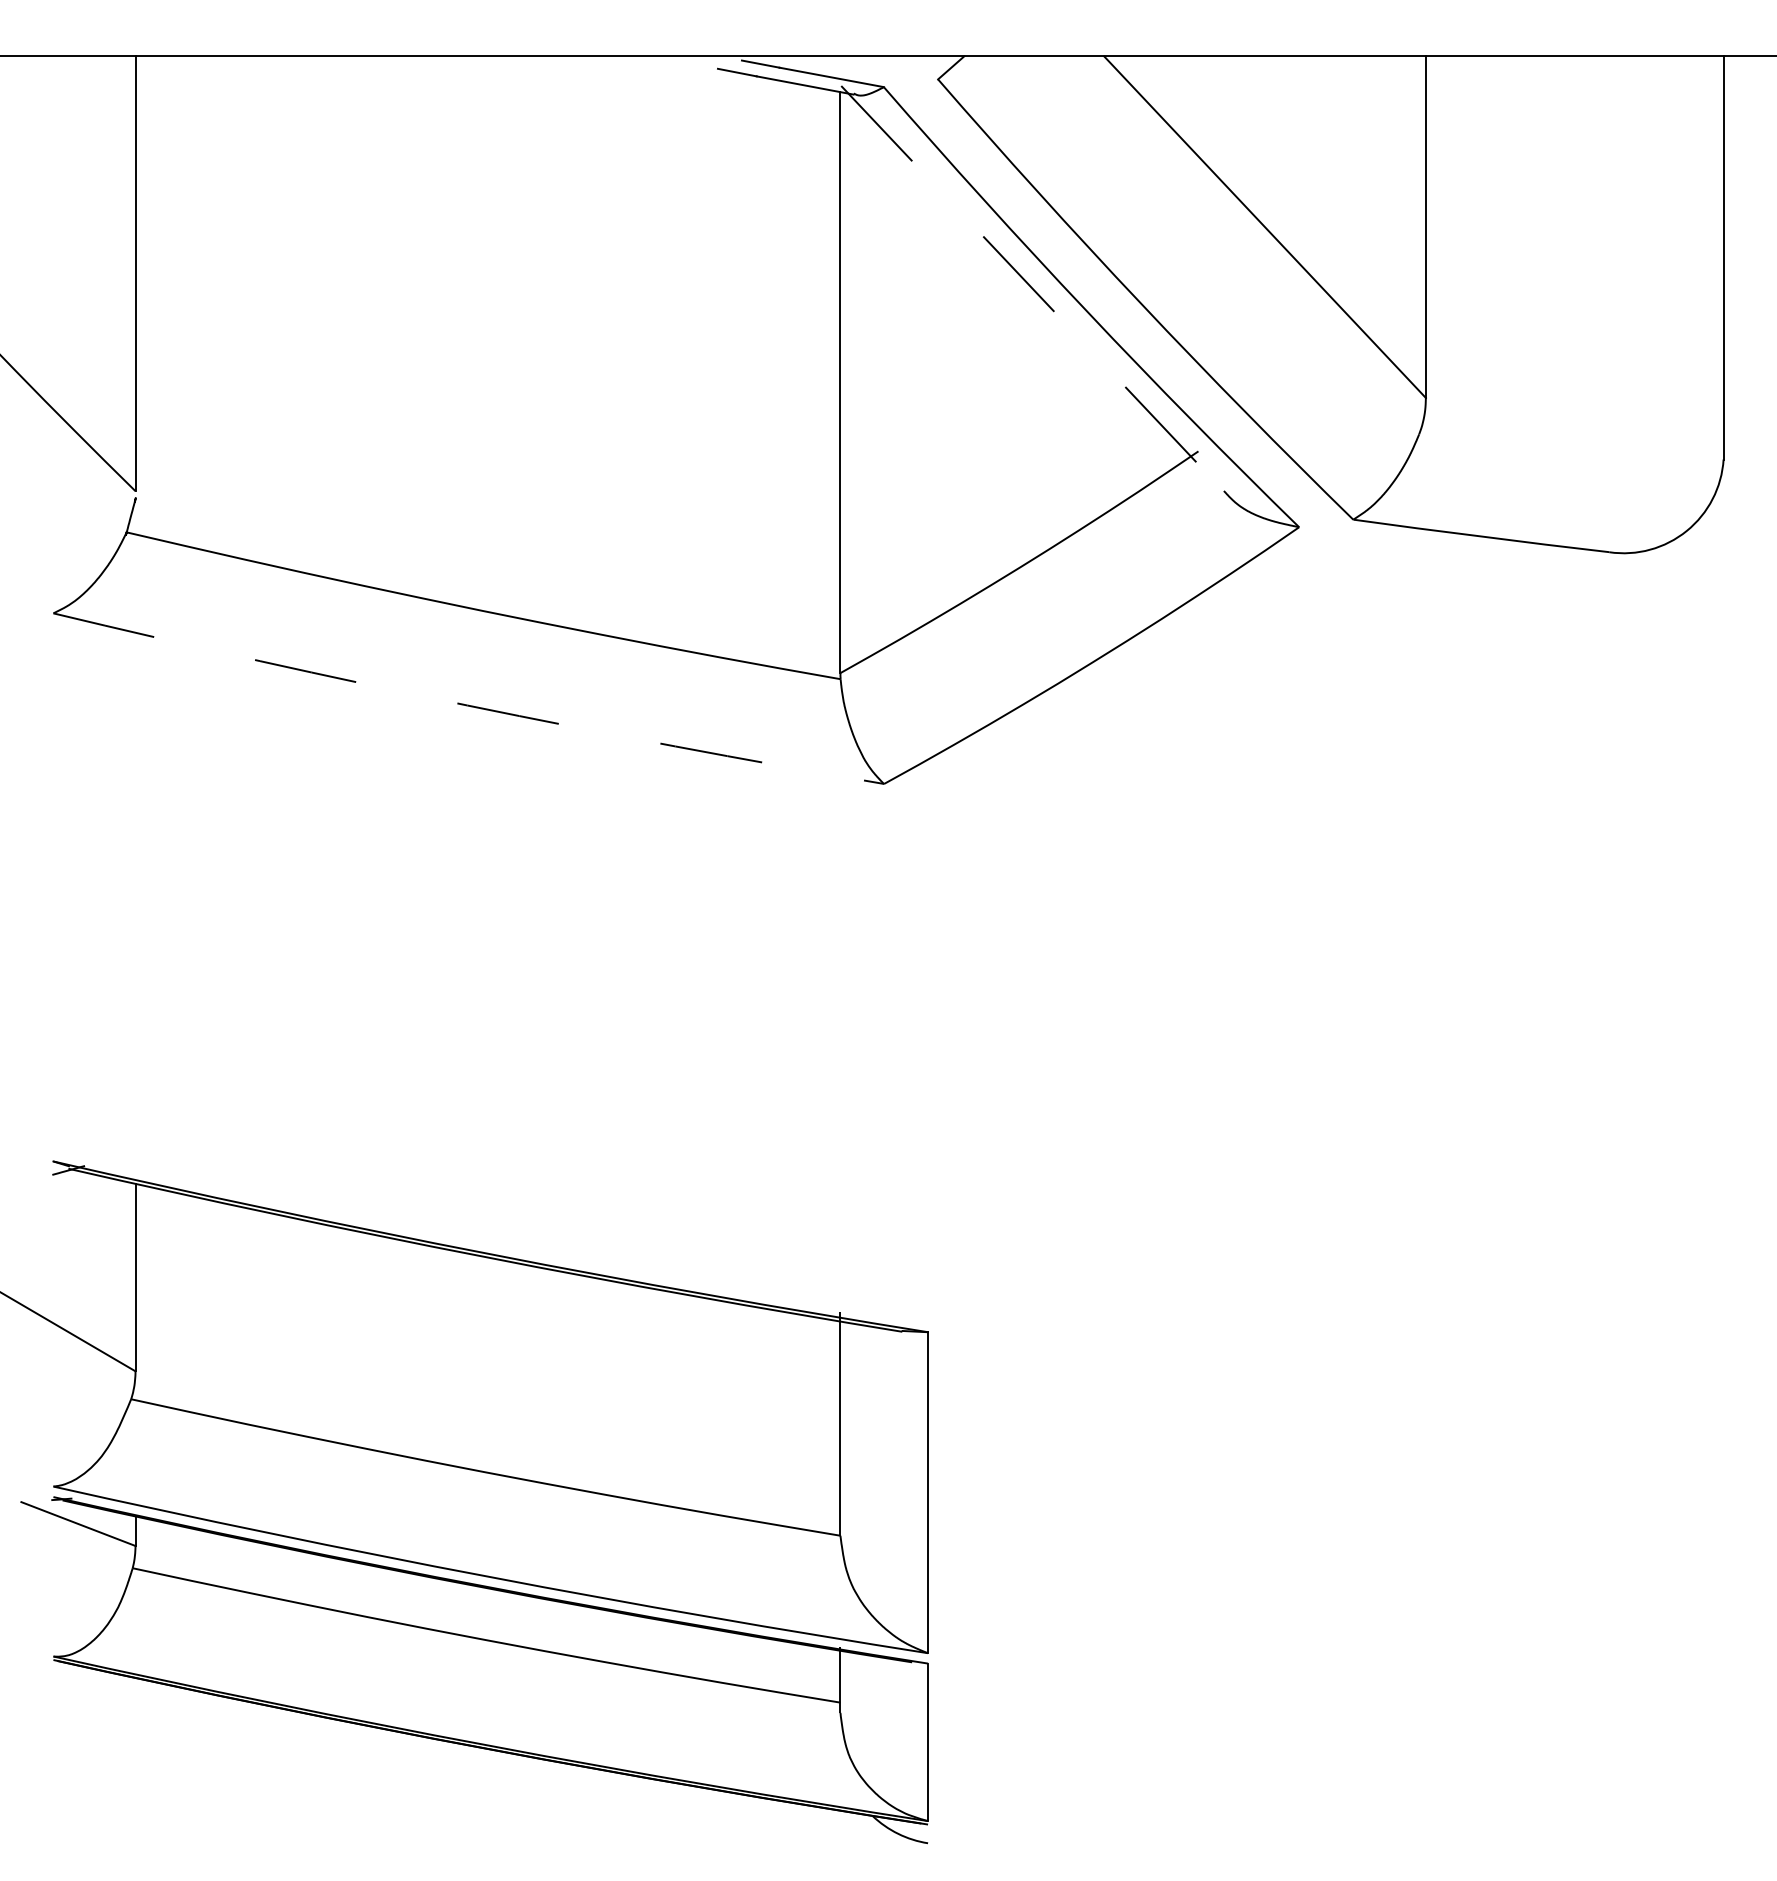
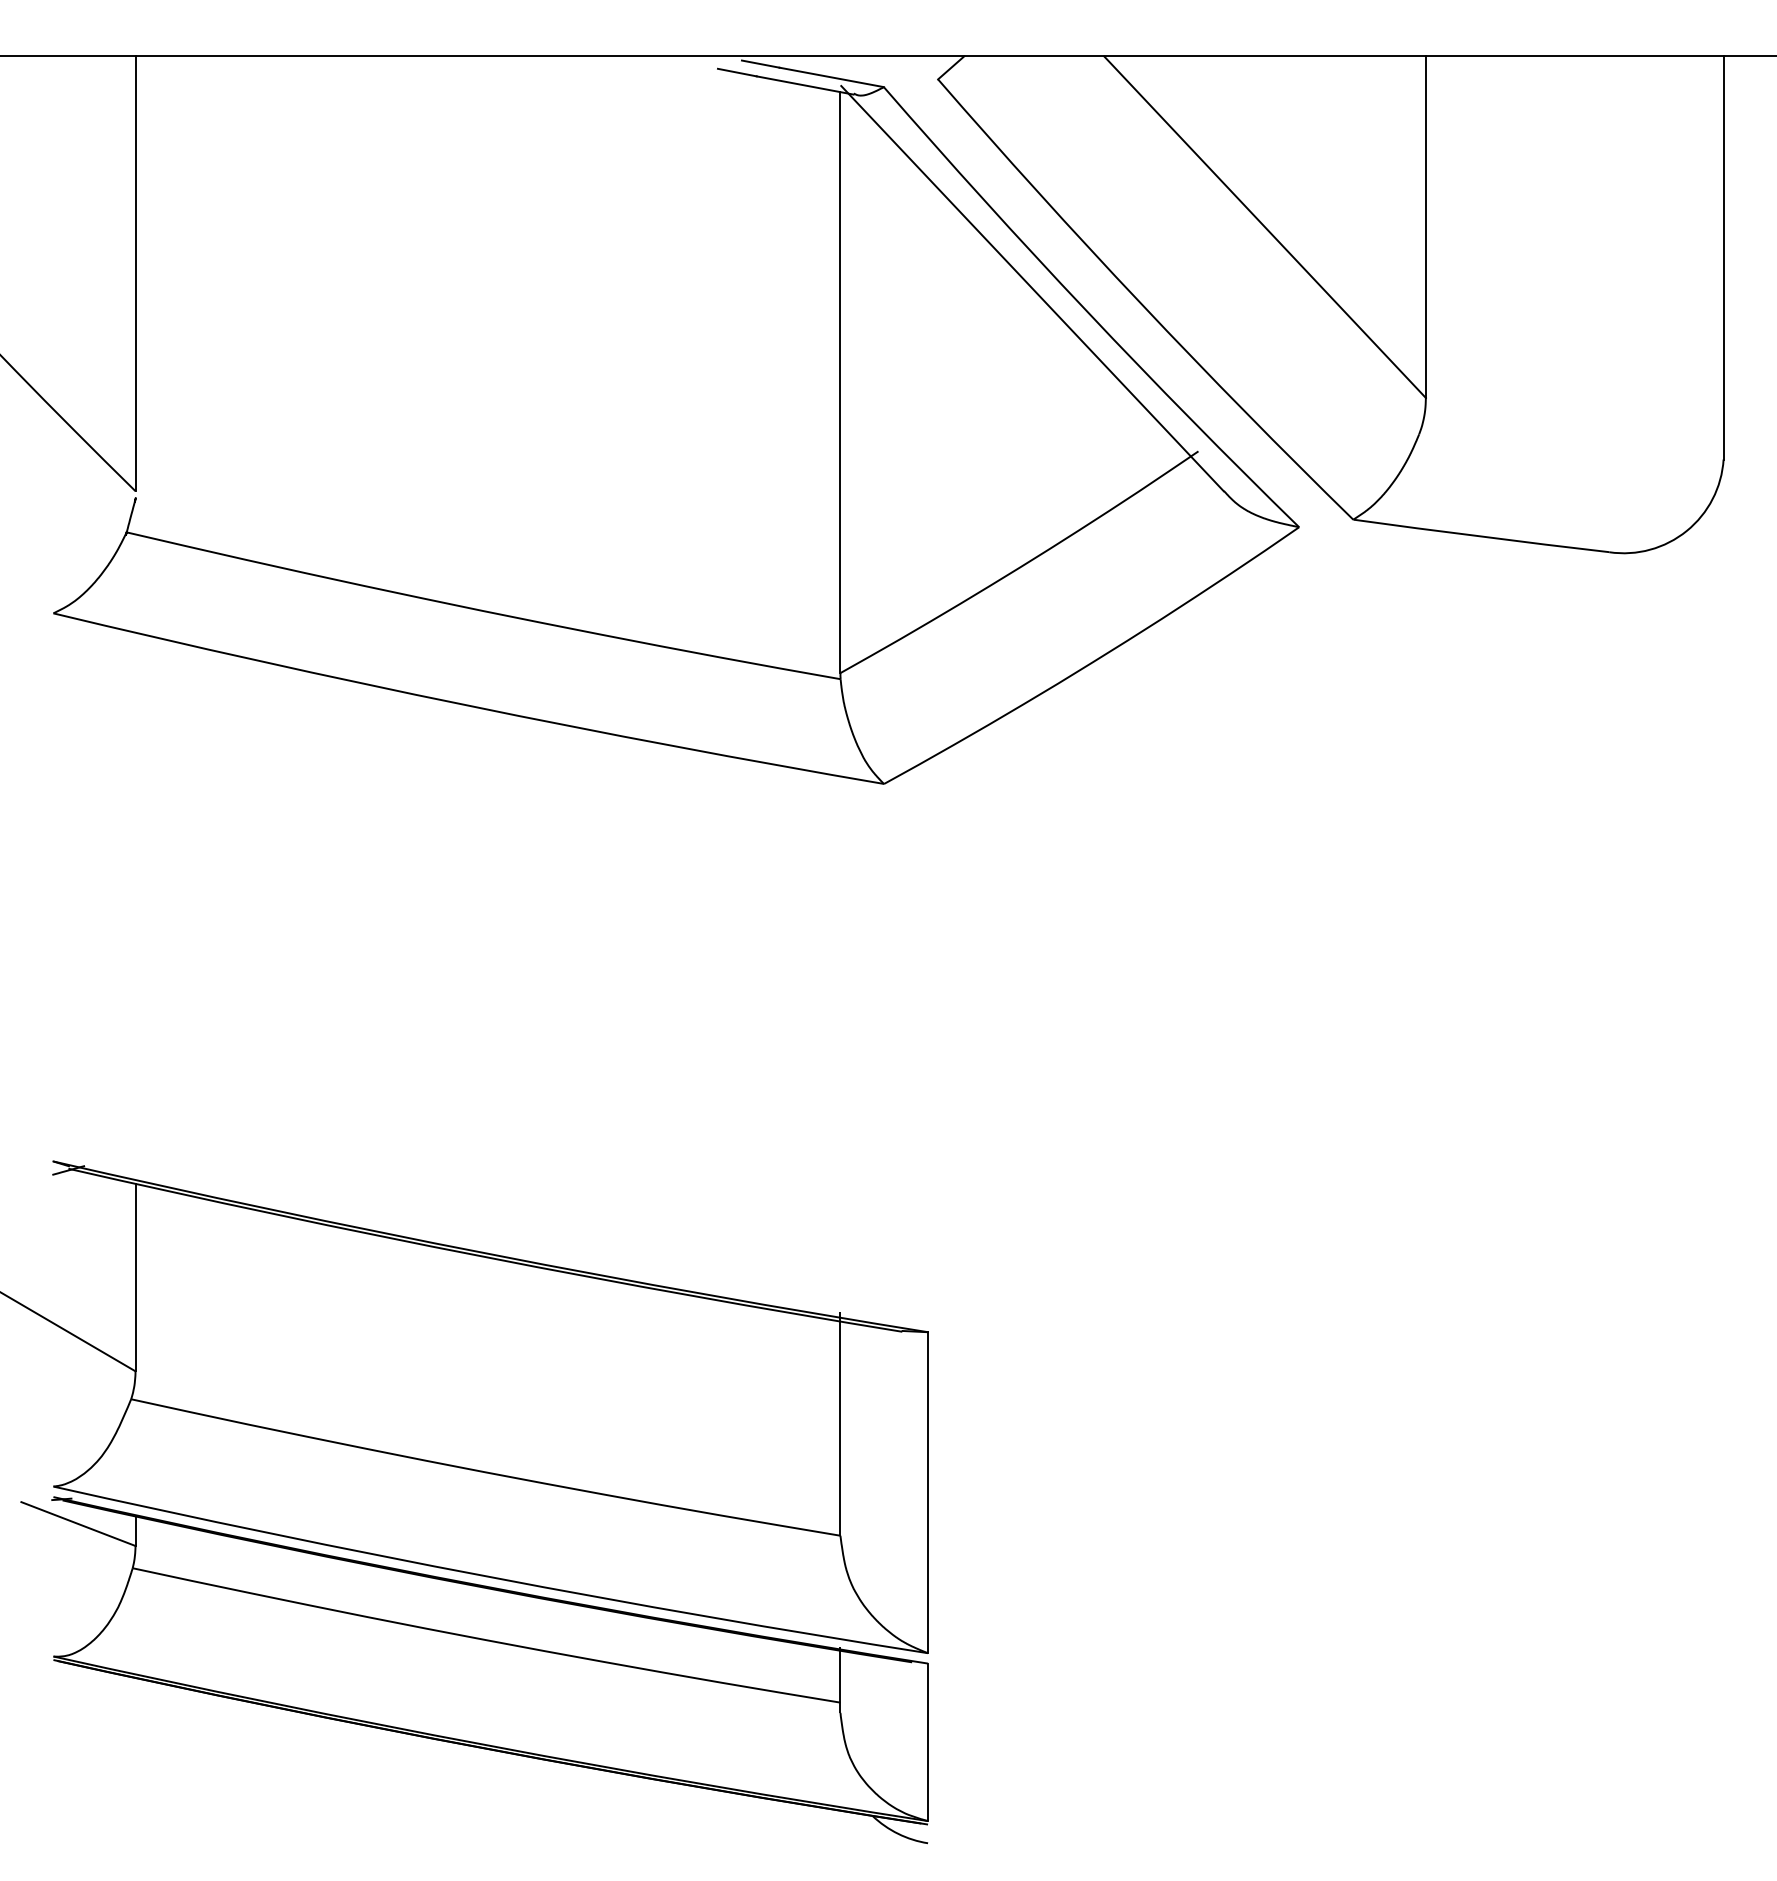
line: dashed -> solid (1032, 288)
arc: dashed -> solid (467, 705)
